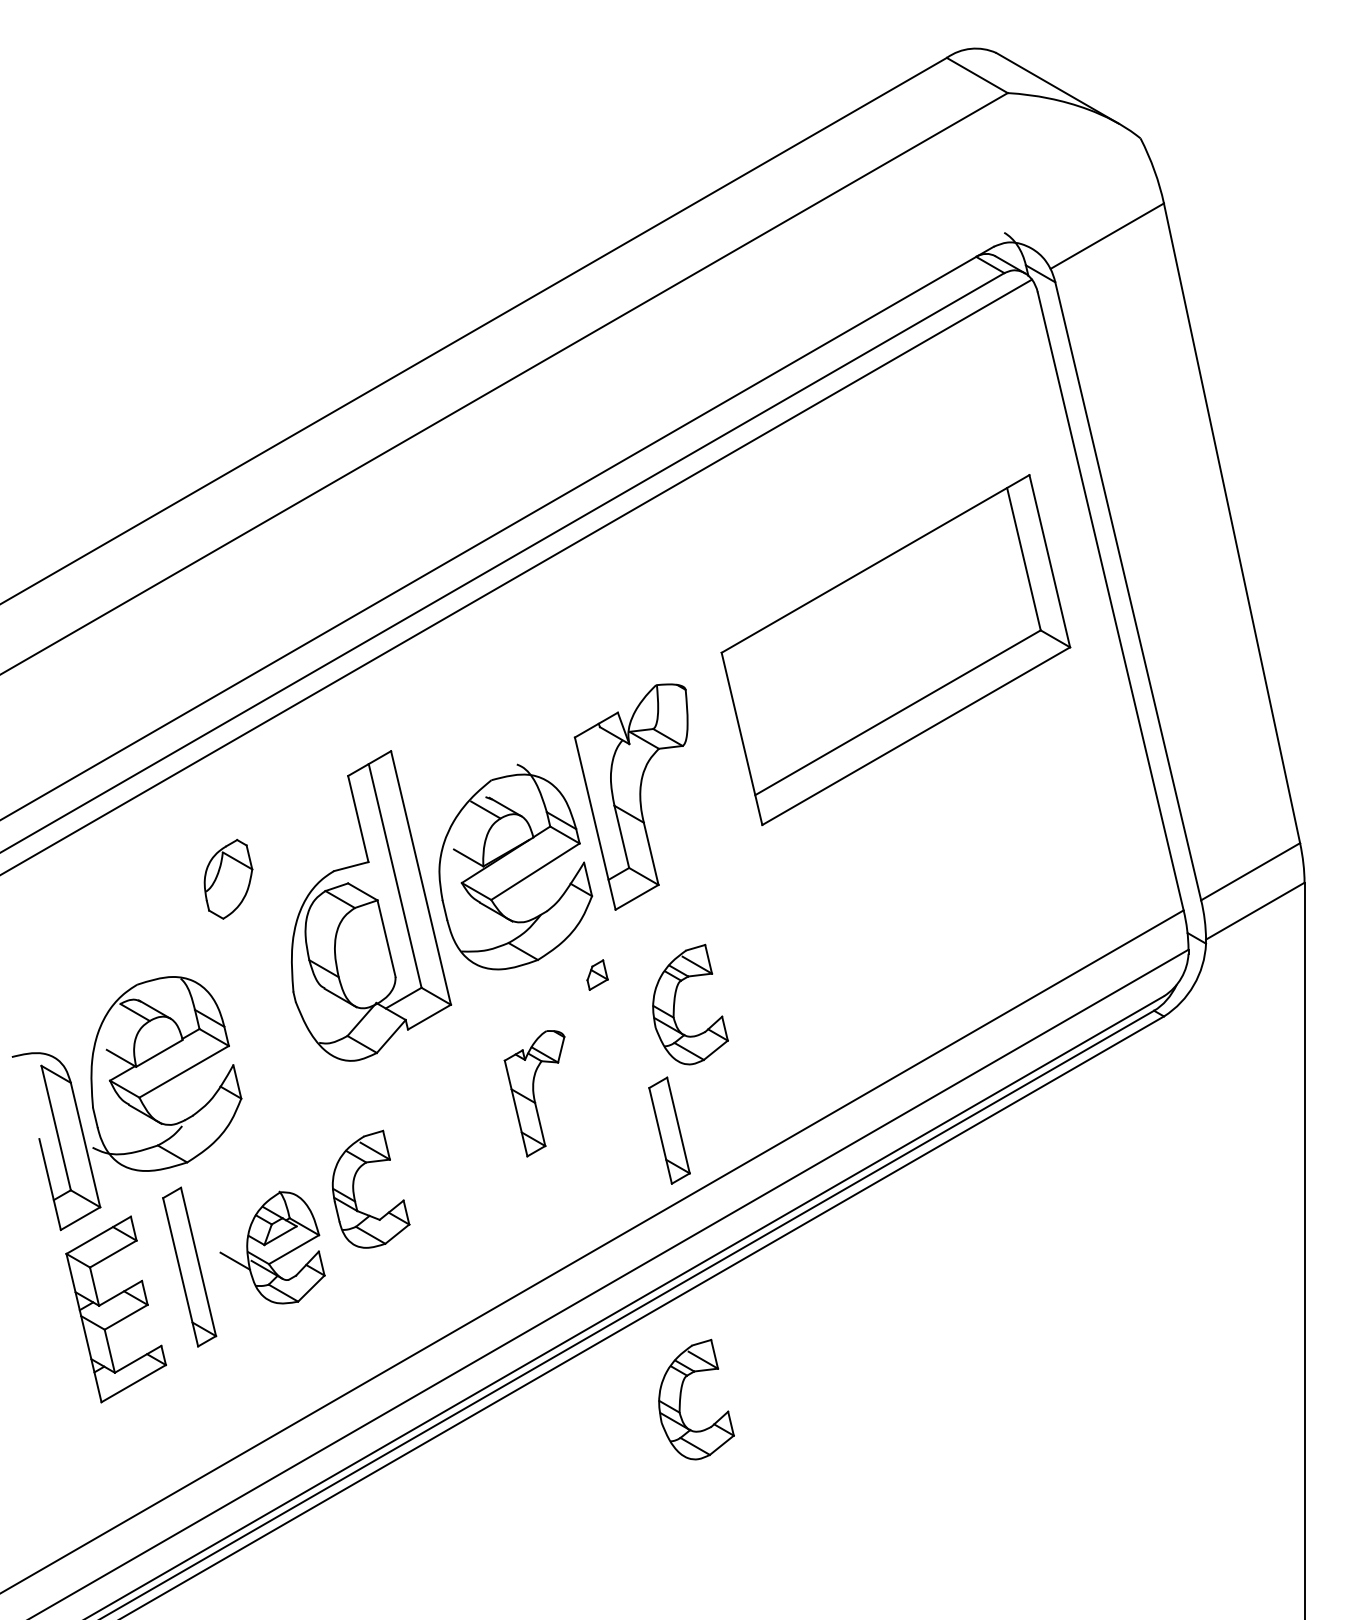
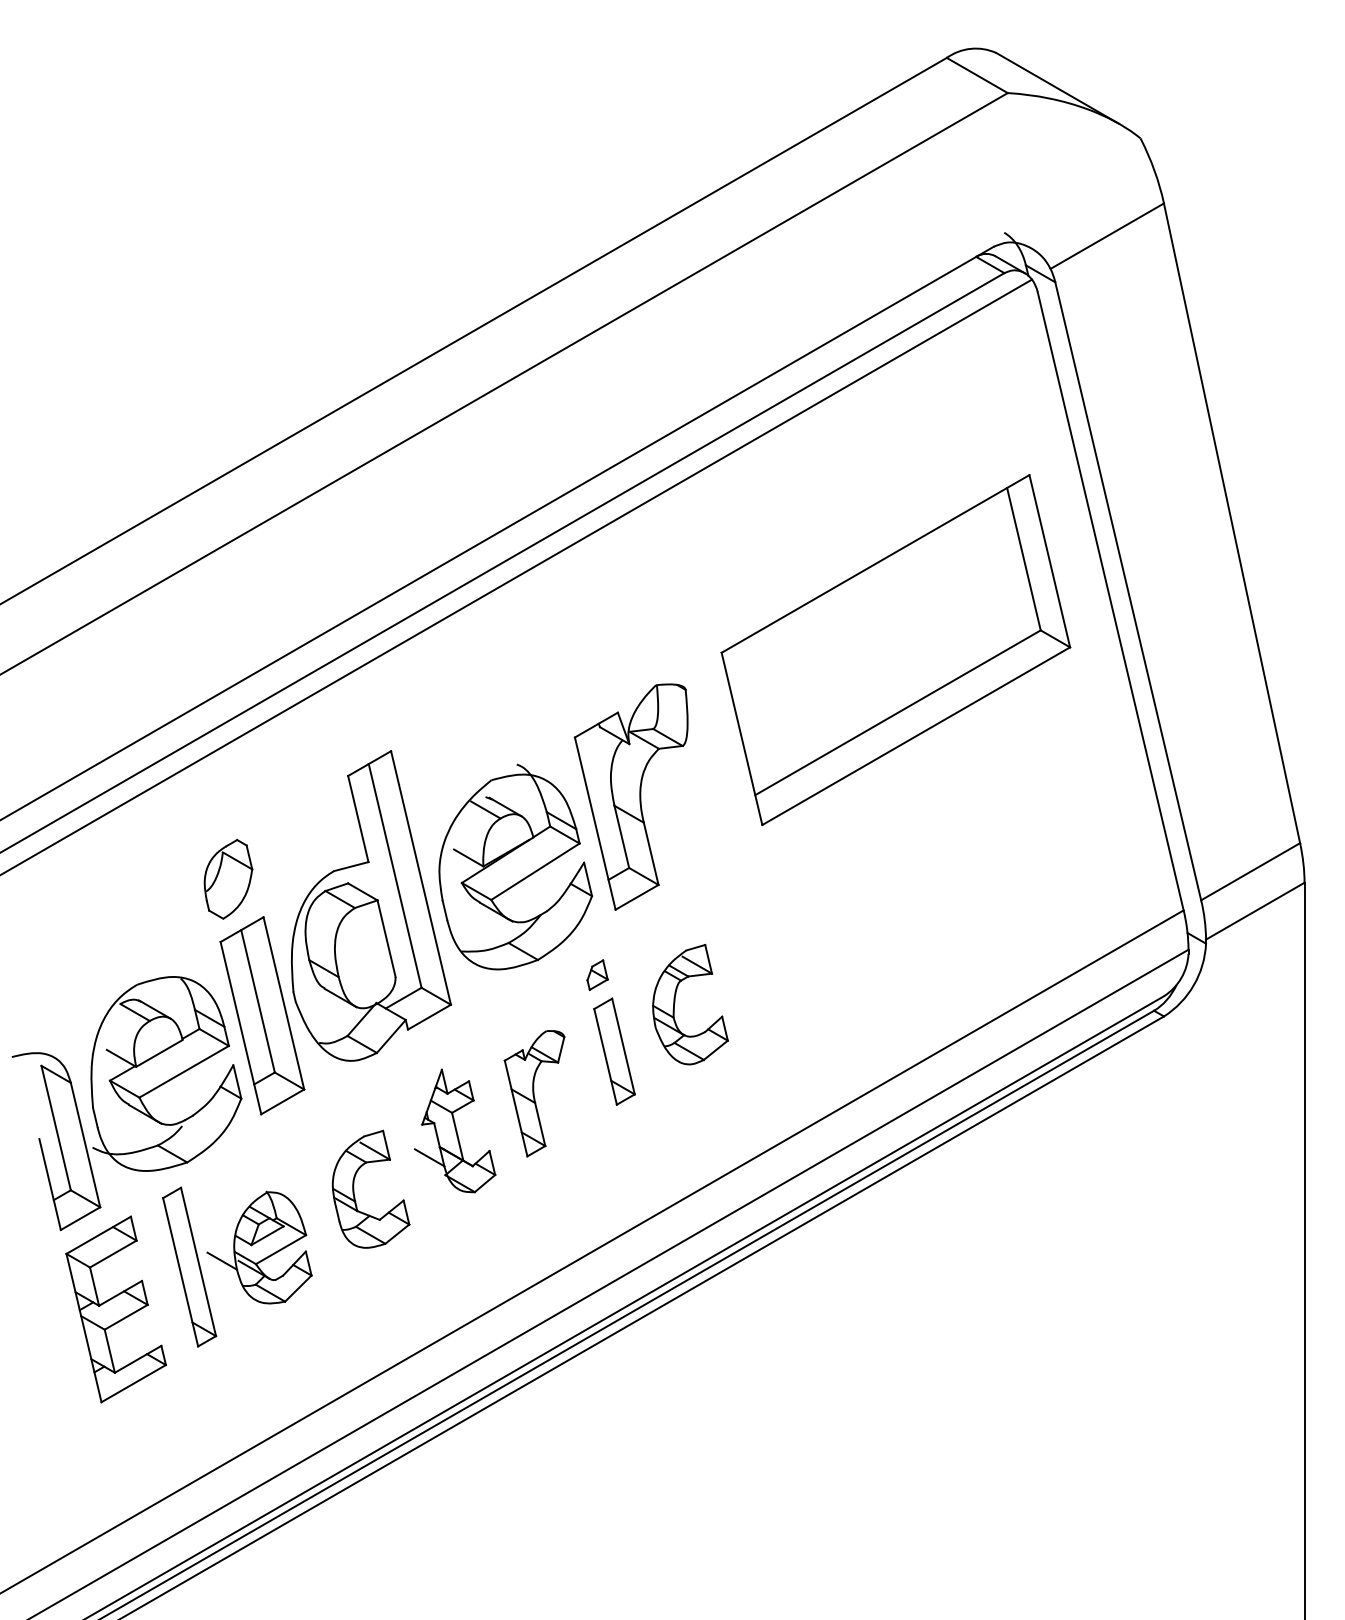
part: none -> present (262, 1015)
part: none -> present (454, 1130)
part position: (669, 1130) -> (614, 1051) (614, 1051)
part position: (272, 1247) -> (259, 1247) (259, 1247)
part: present -> none (681, 1398)
